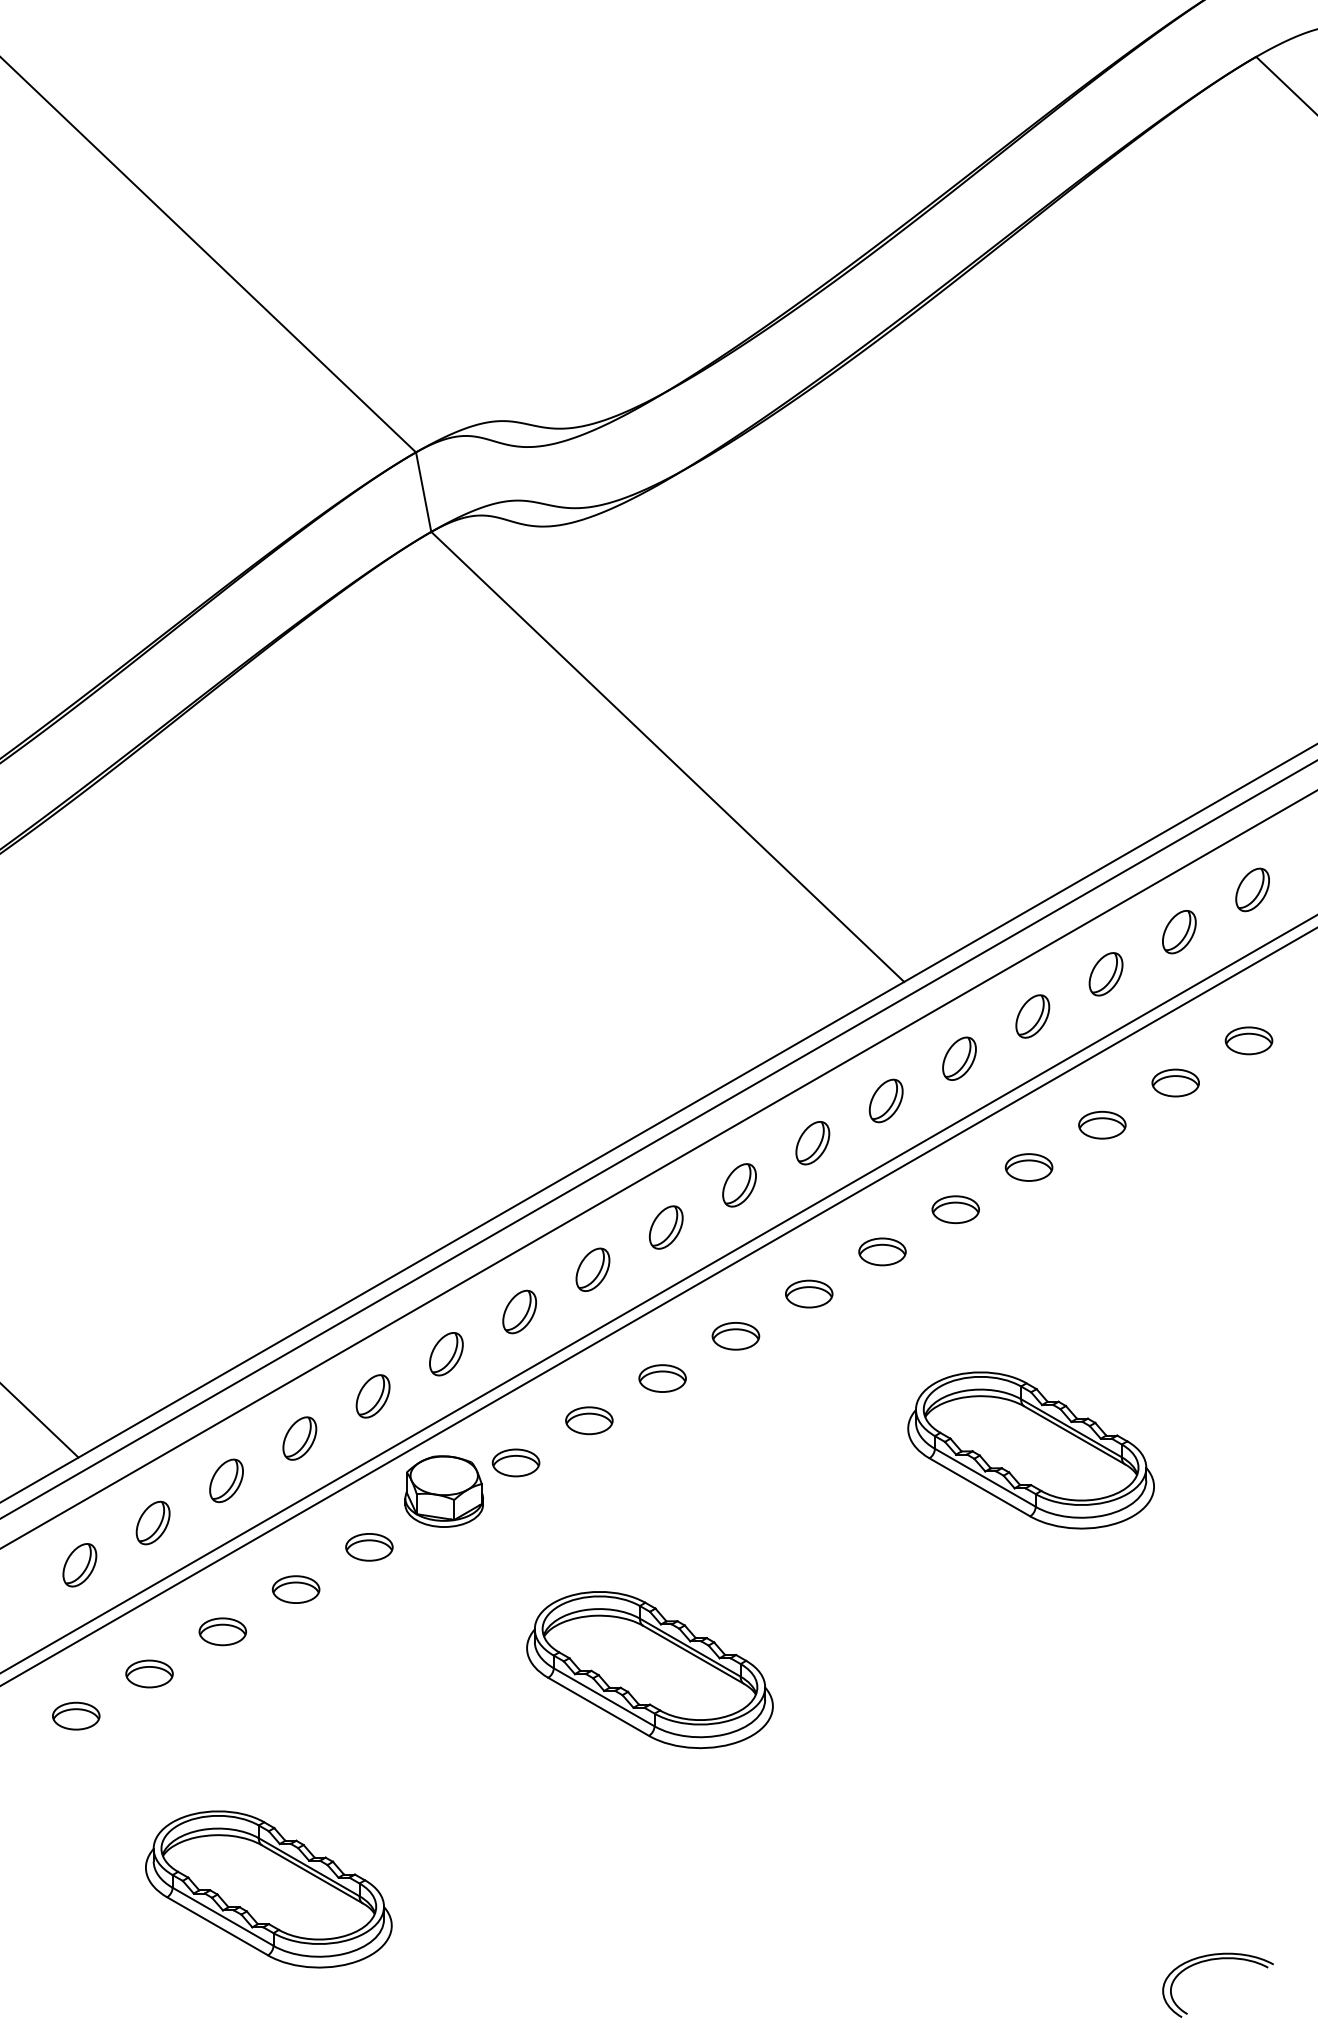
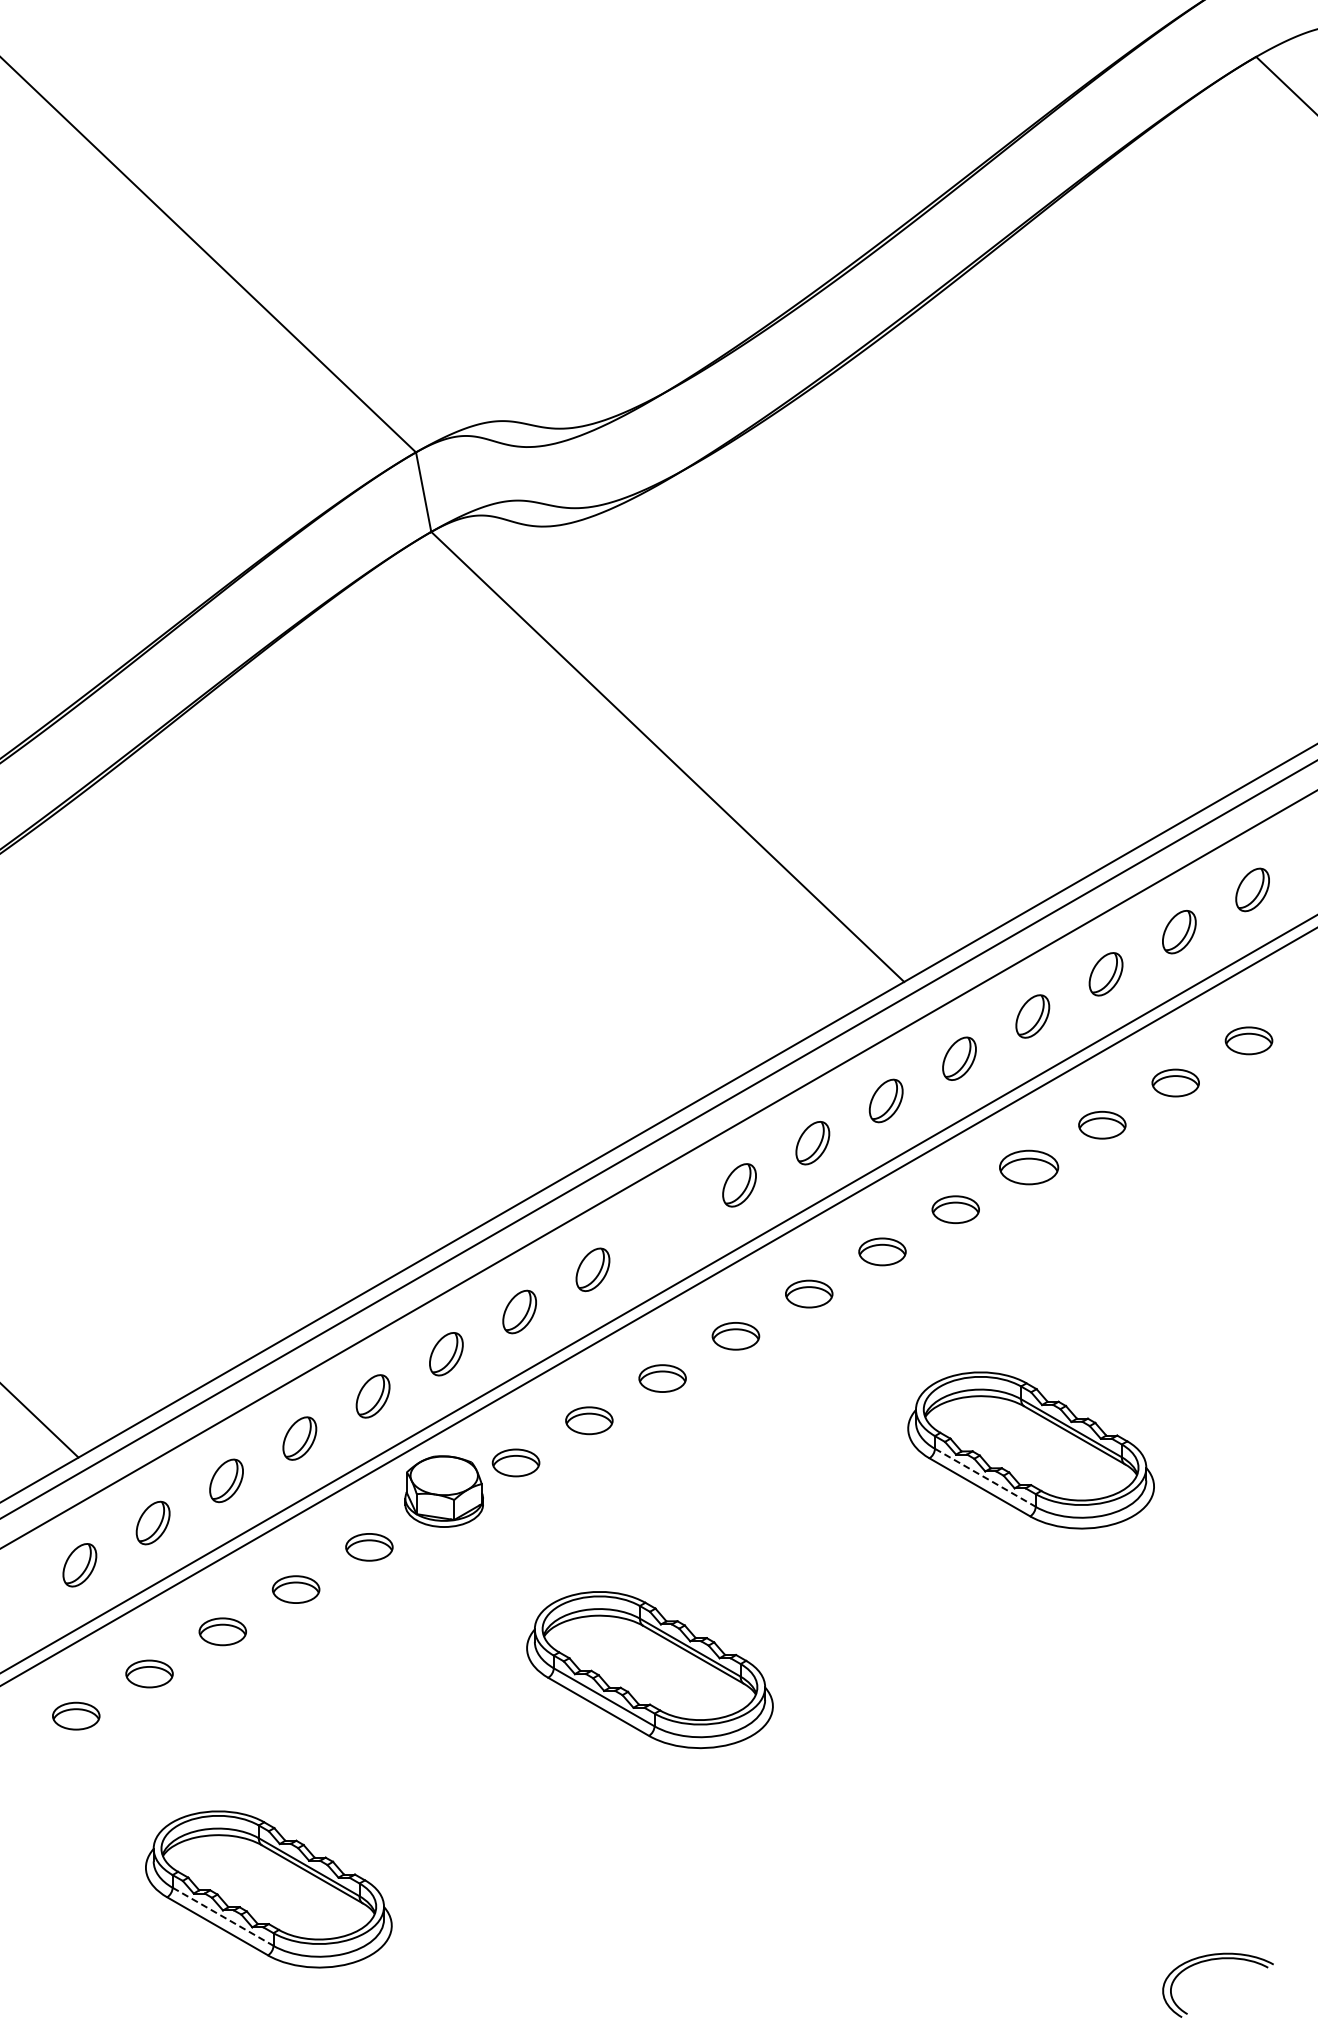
part size: 50x29 px -> 61x37 px (1029, 1167)
part: present -> none (666, 1227)
line: solid -> dashed (985, 1478)
line: solid -> dashed (223, 1917)
